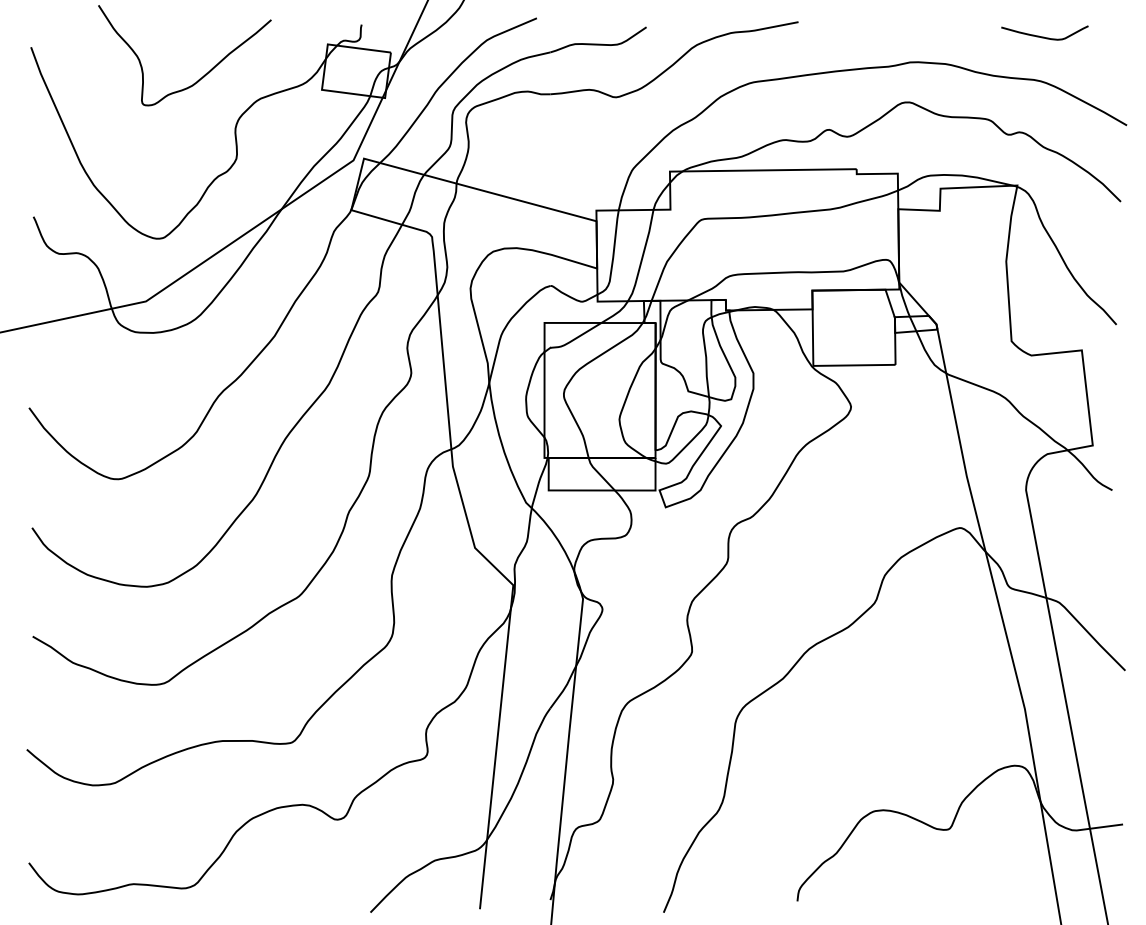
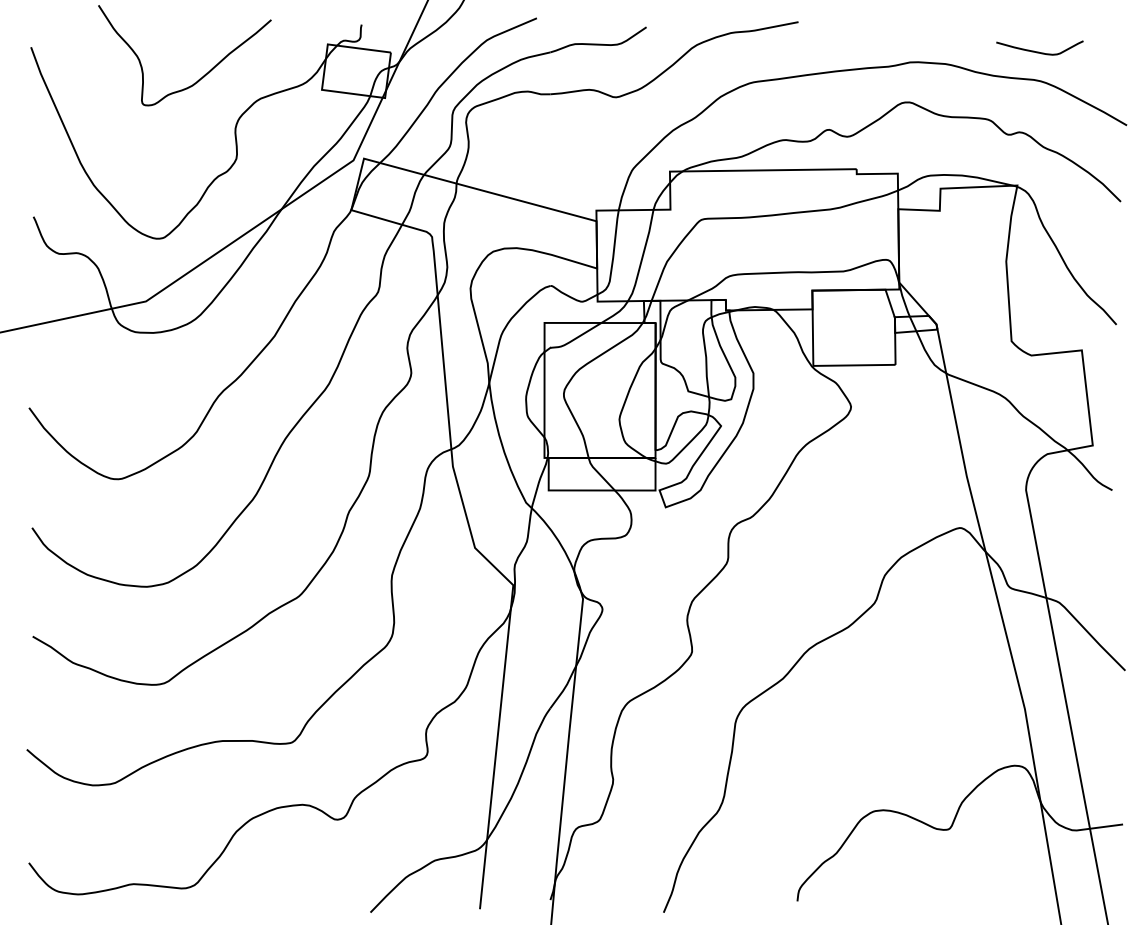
curve position: (1044, 36) -> (1039, 51) (1039, 51)
